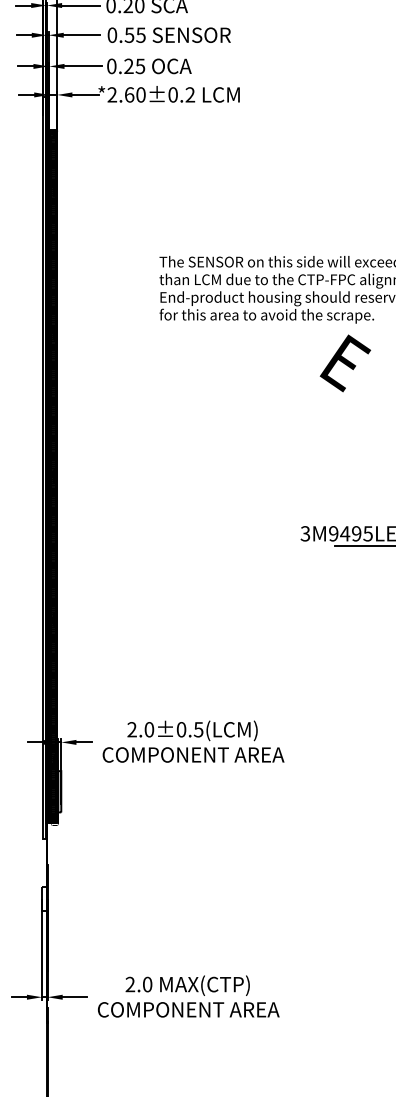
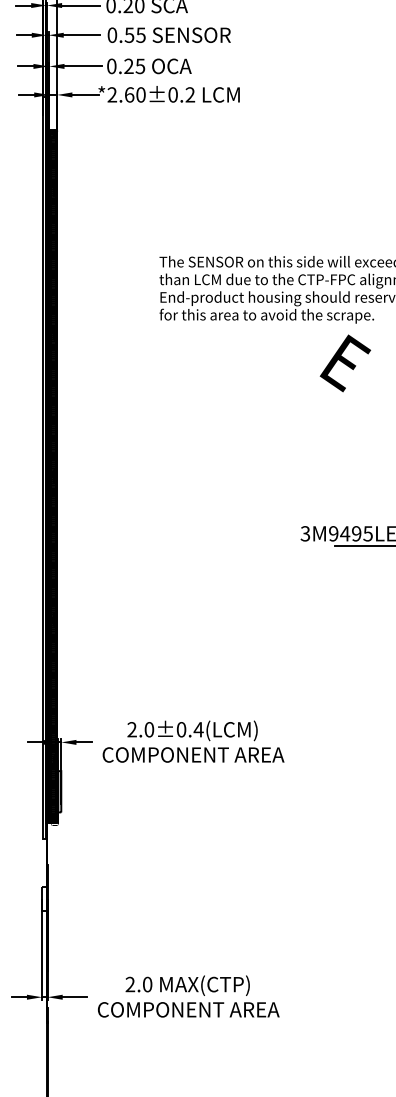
text: 2.0±0.5 -> 2.0±0.4 (198, 729)
